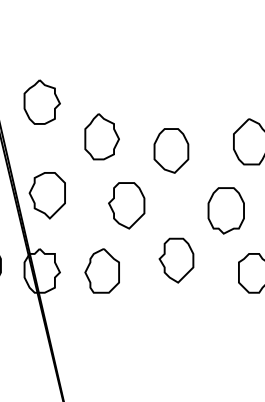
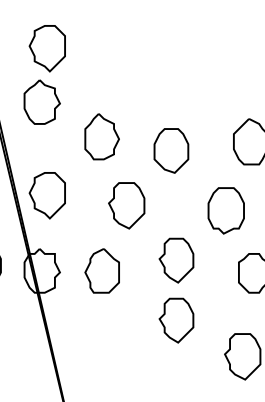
part: none -> present (46, 48)
part: none -> present (176, 320)
part: none -> present (242, 356)
